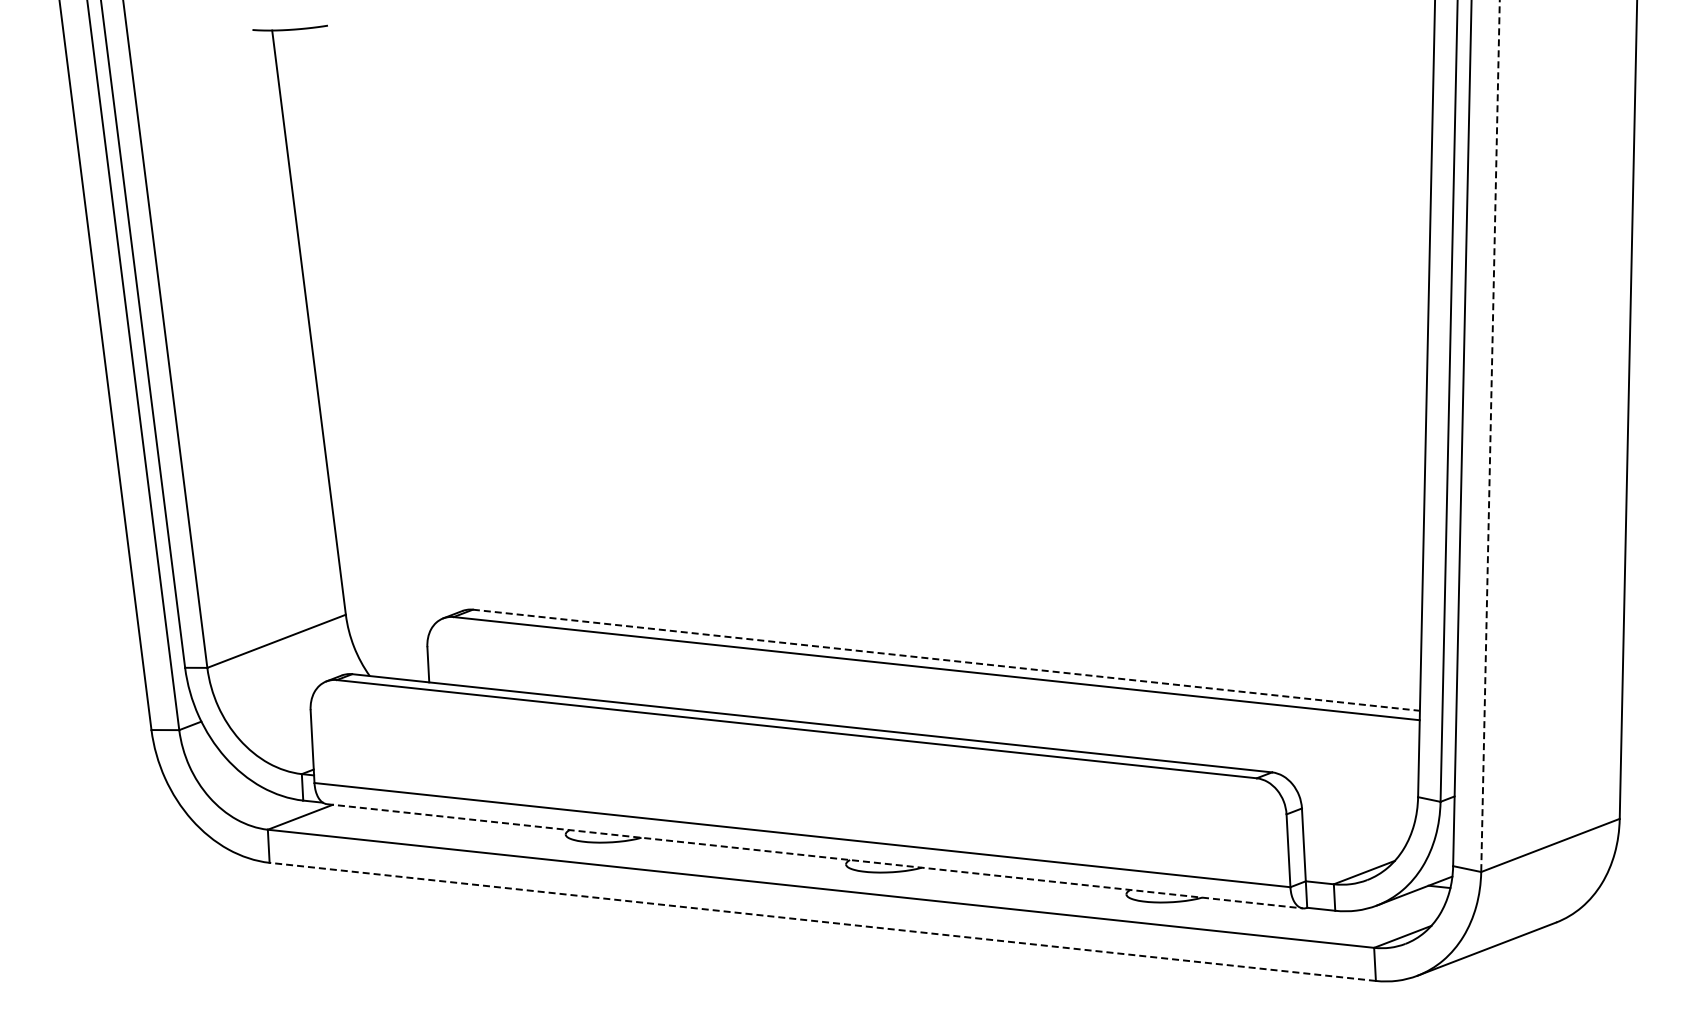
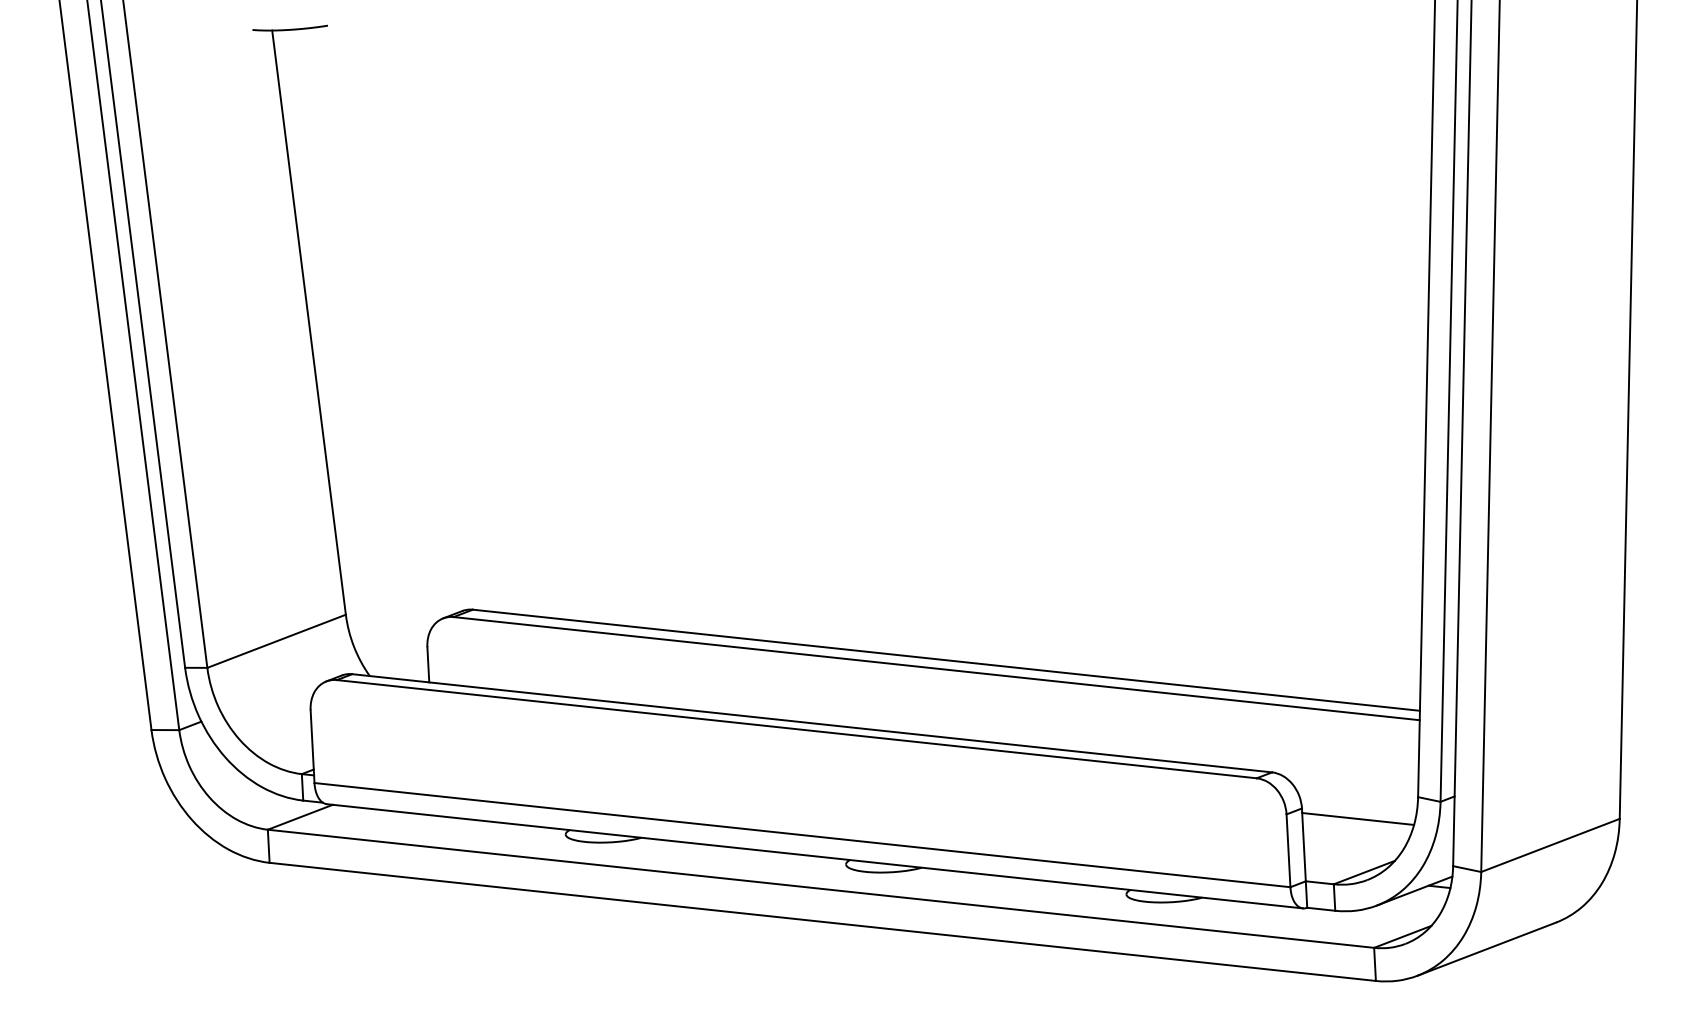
line: dashed -> solid (1490, 436)
line: dashed -> solid (946, 660)
line: none -> present (1358, 818)
line: dashed -> solid (814, 856)
line: dashed -> solid (822, 921)
